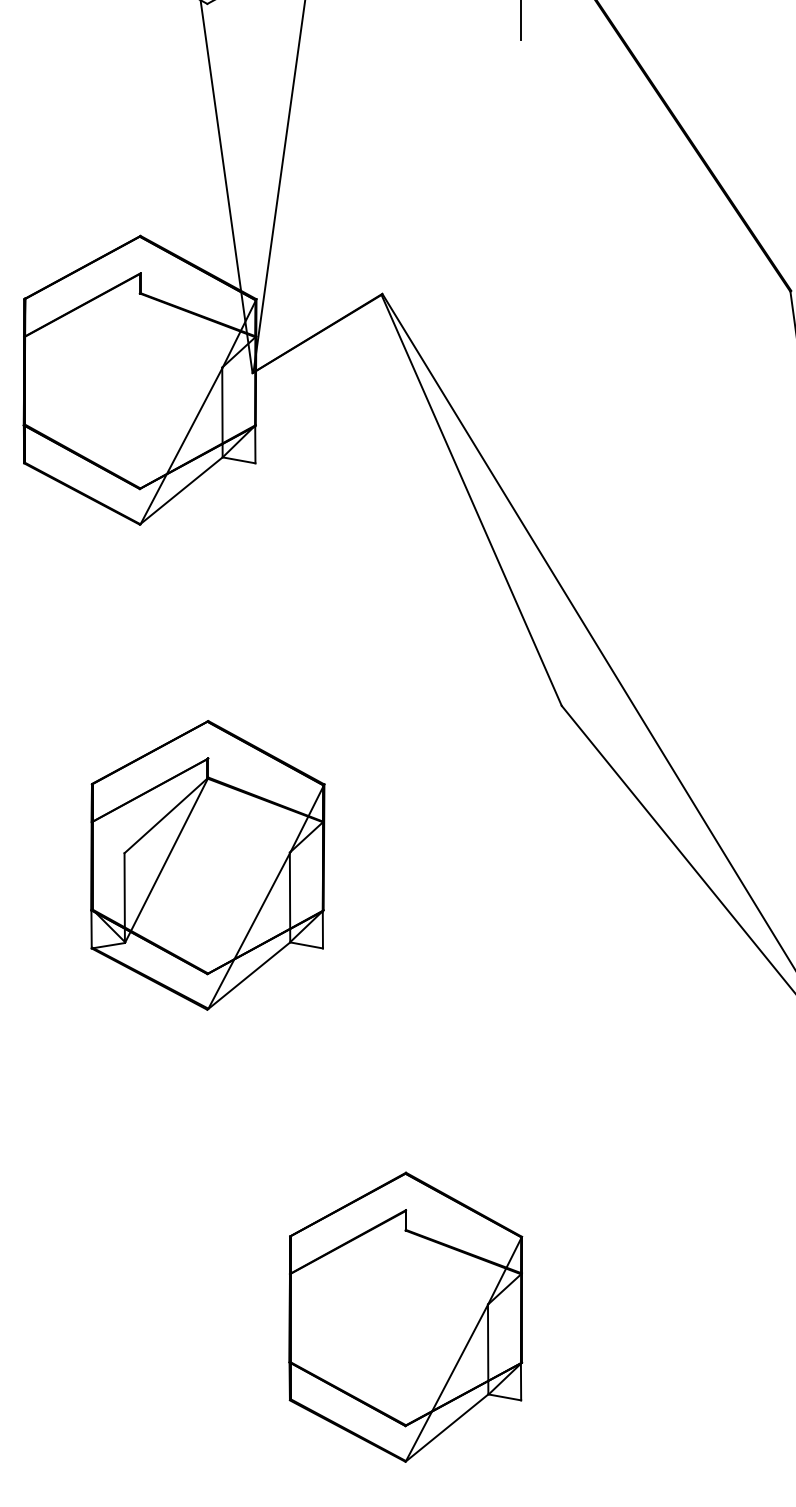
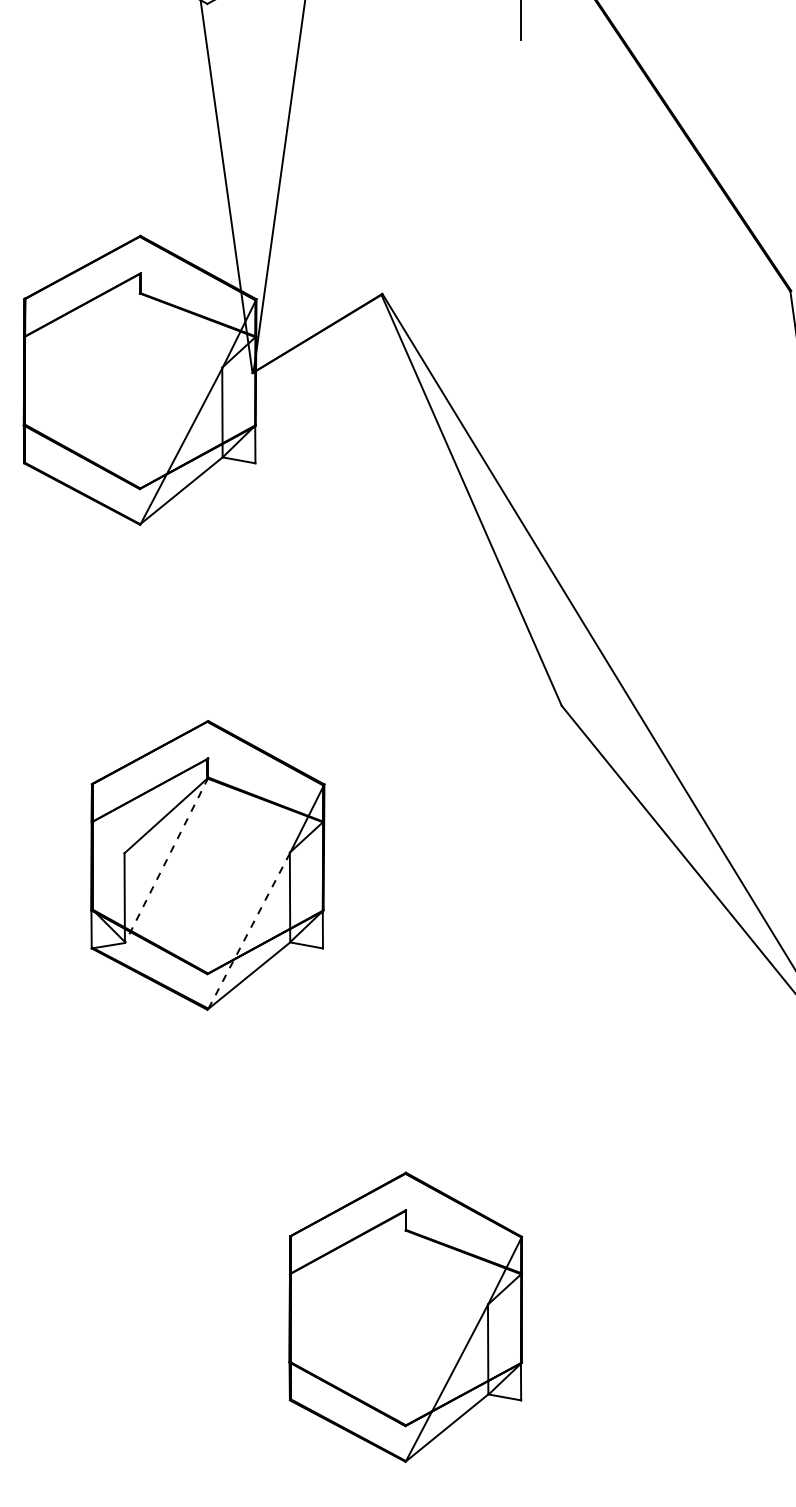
line: solid -> dashed (166, 860)
line: solid -> dashed (249, 930)
